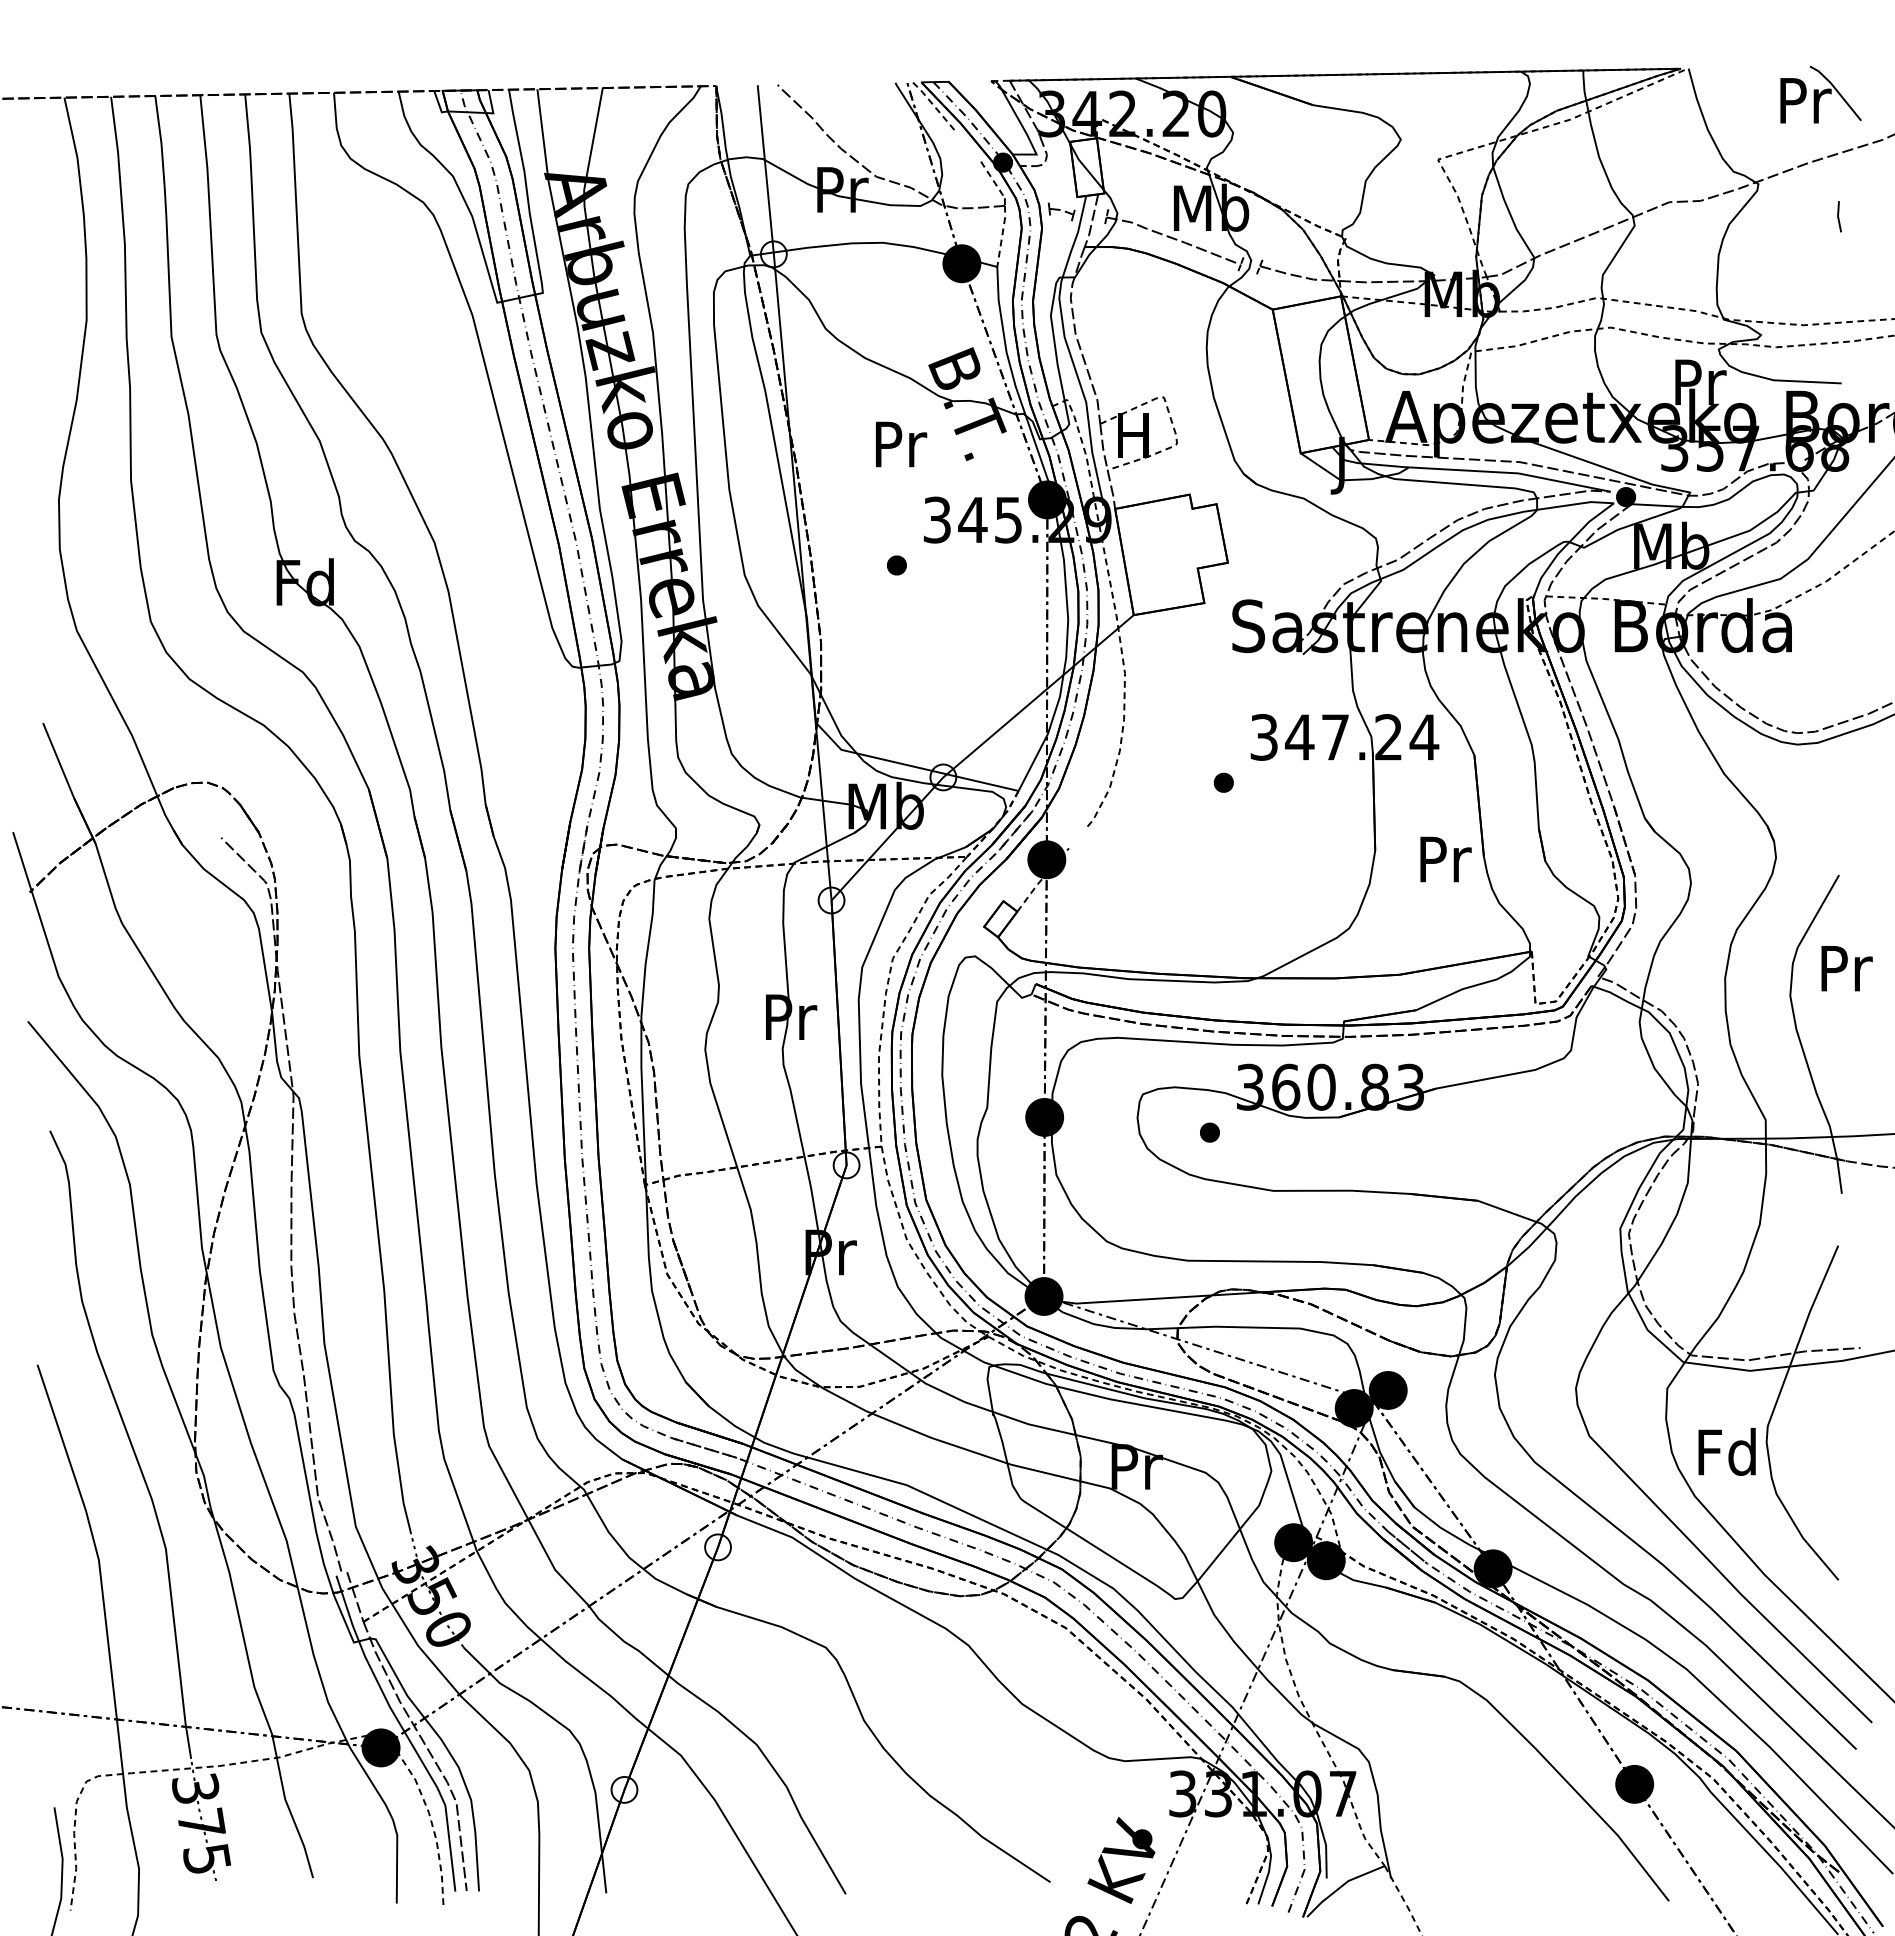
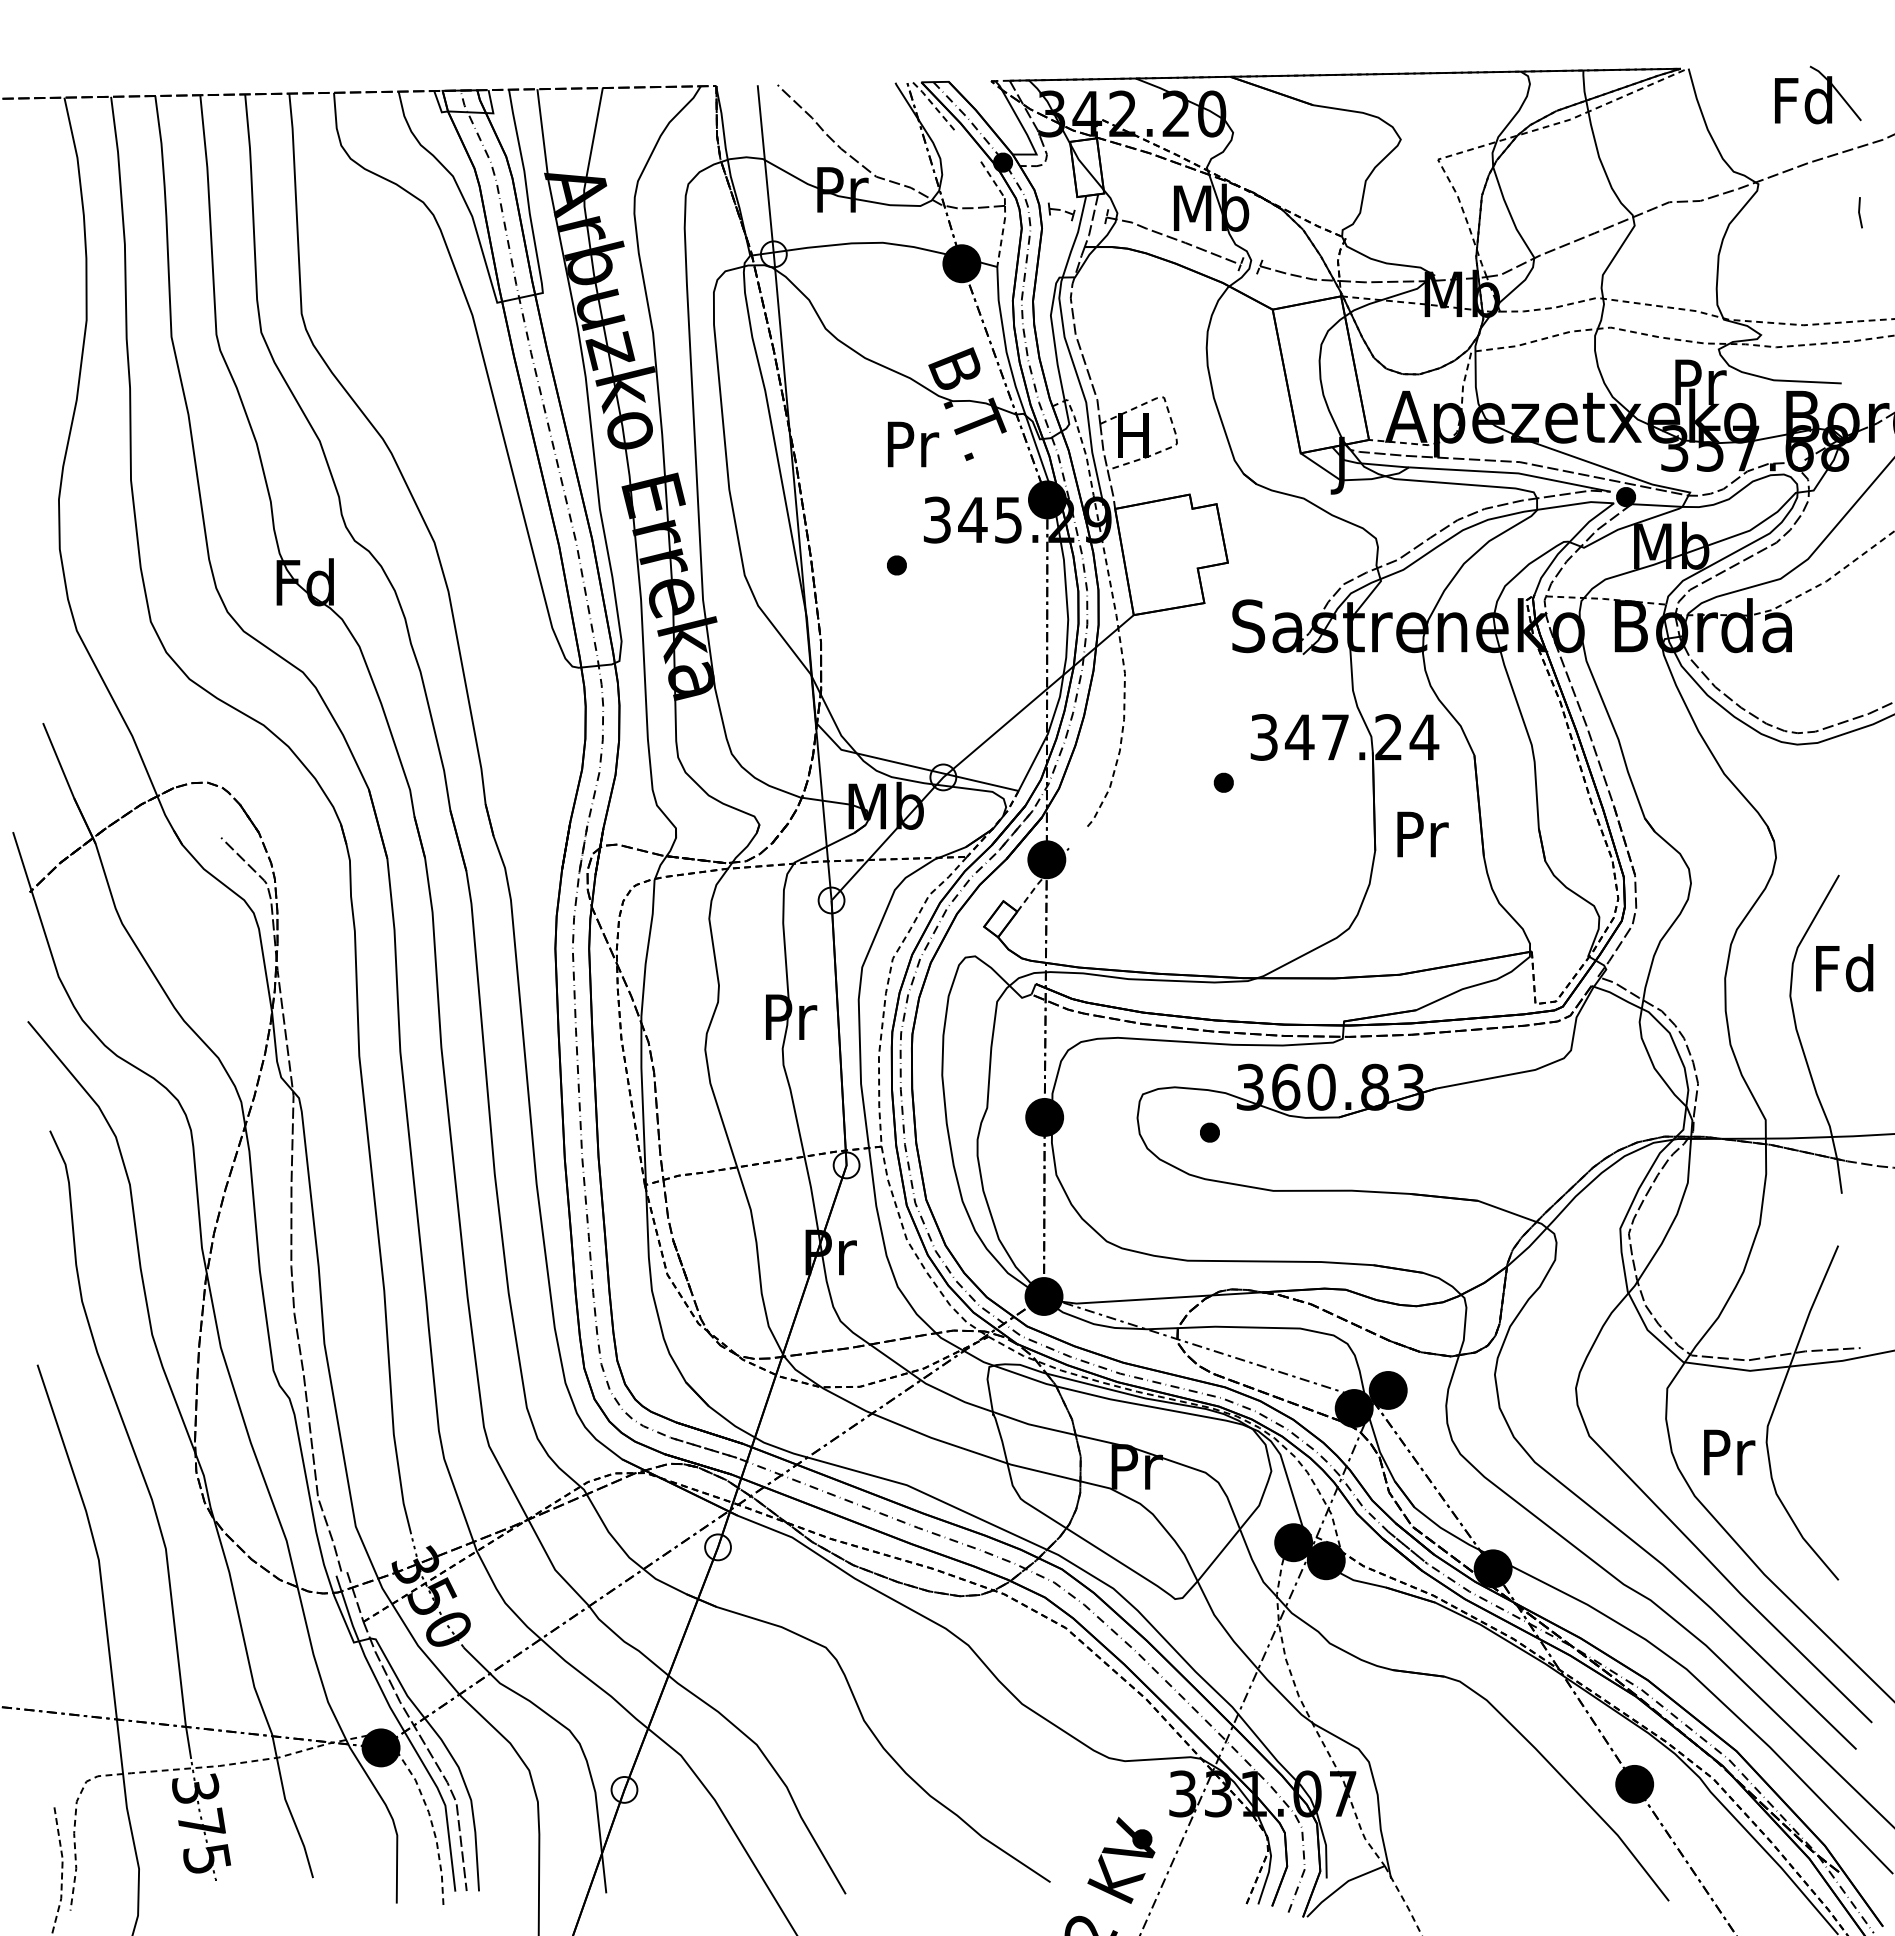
text: Pr -> Fd (1803, 100)
line position: (1838, 216) -> (1859, 212) (1859, 212)
text position: (901, 444) -> (913, 444) (913, 444)
text position: (1445, 859) -> (1422, 834) (1422, 834)
text: Pr -> Fd (1844, 968)
text: Fd -> Pr (1726, 1451)
line: solid -> dashed (62, 1870)
